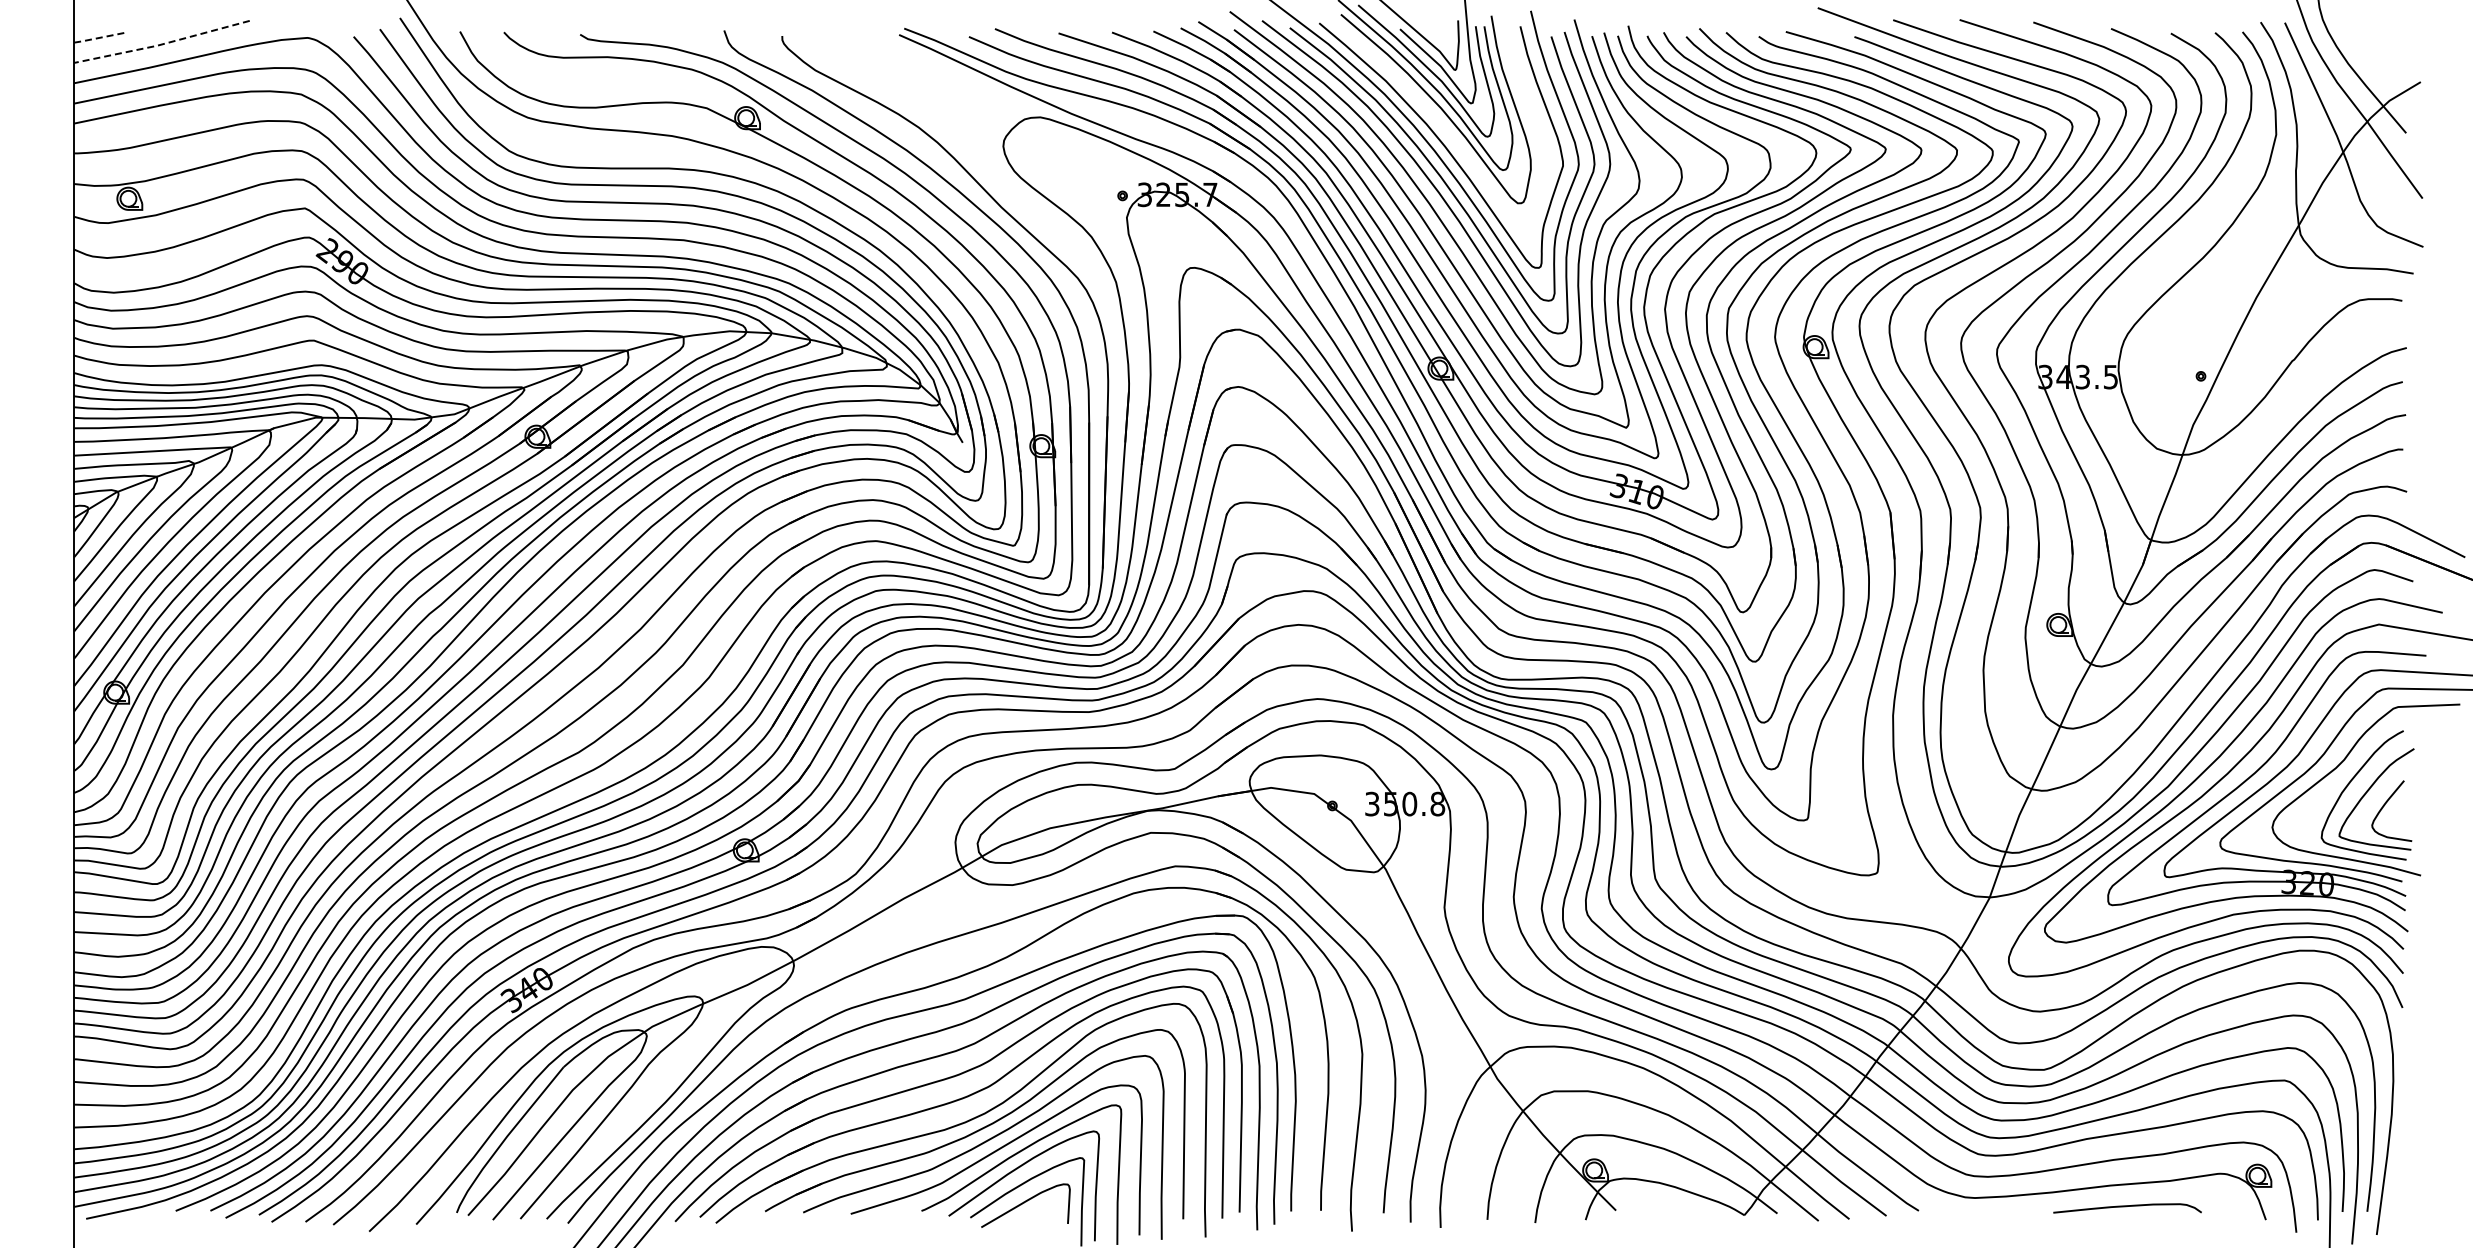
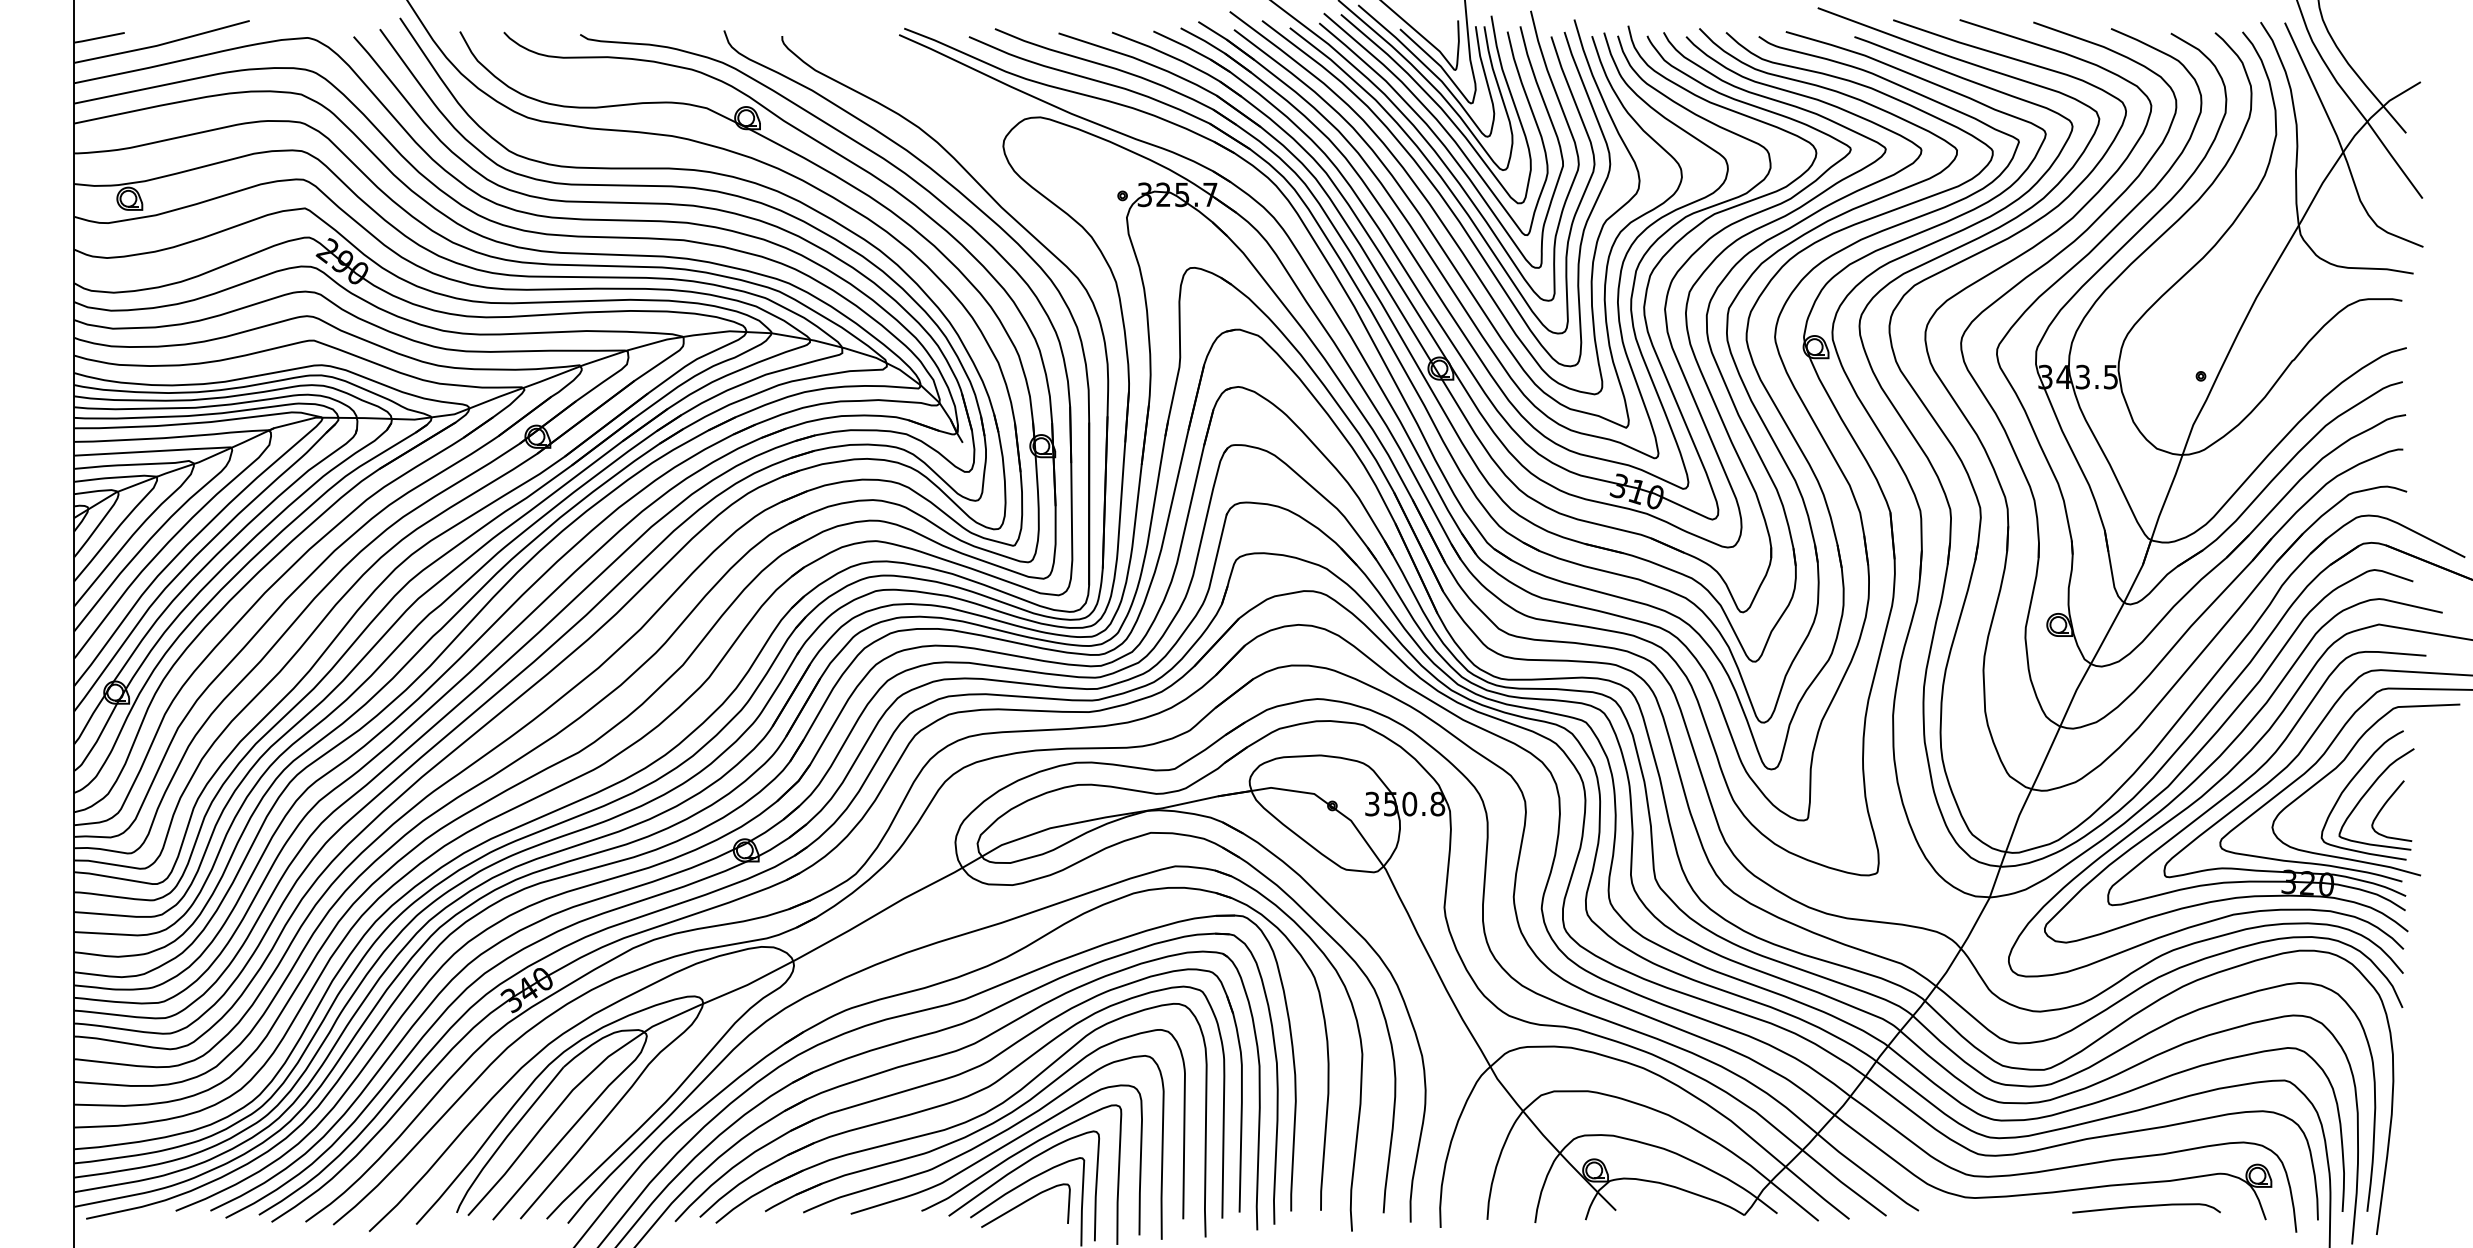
line: dashed -> solid (99, 37)
line: dashed -> solid (161, 44)
curve: none -> present (1437, 122)
curve position: (2126, 1207) -> (2145, 1207) (2145, 1207)
